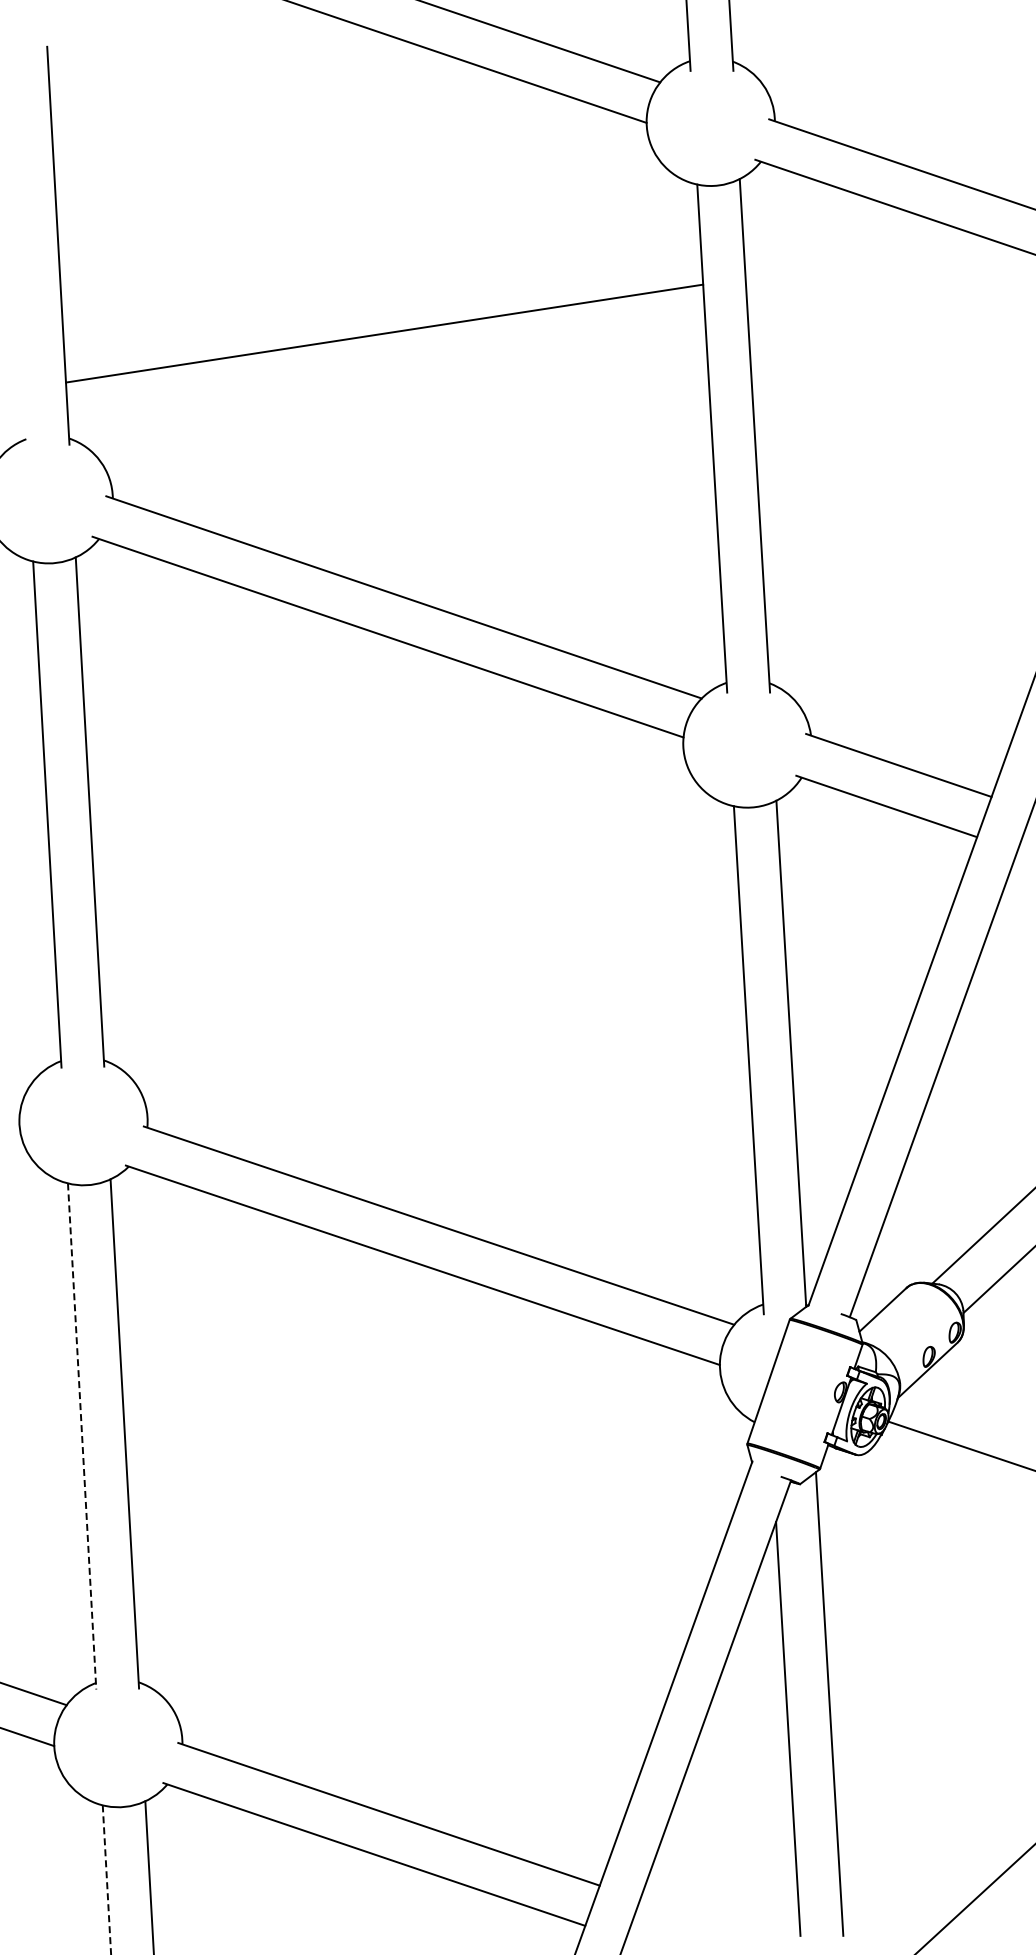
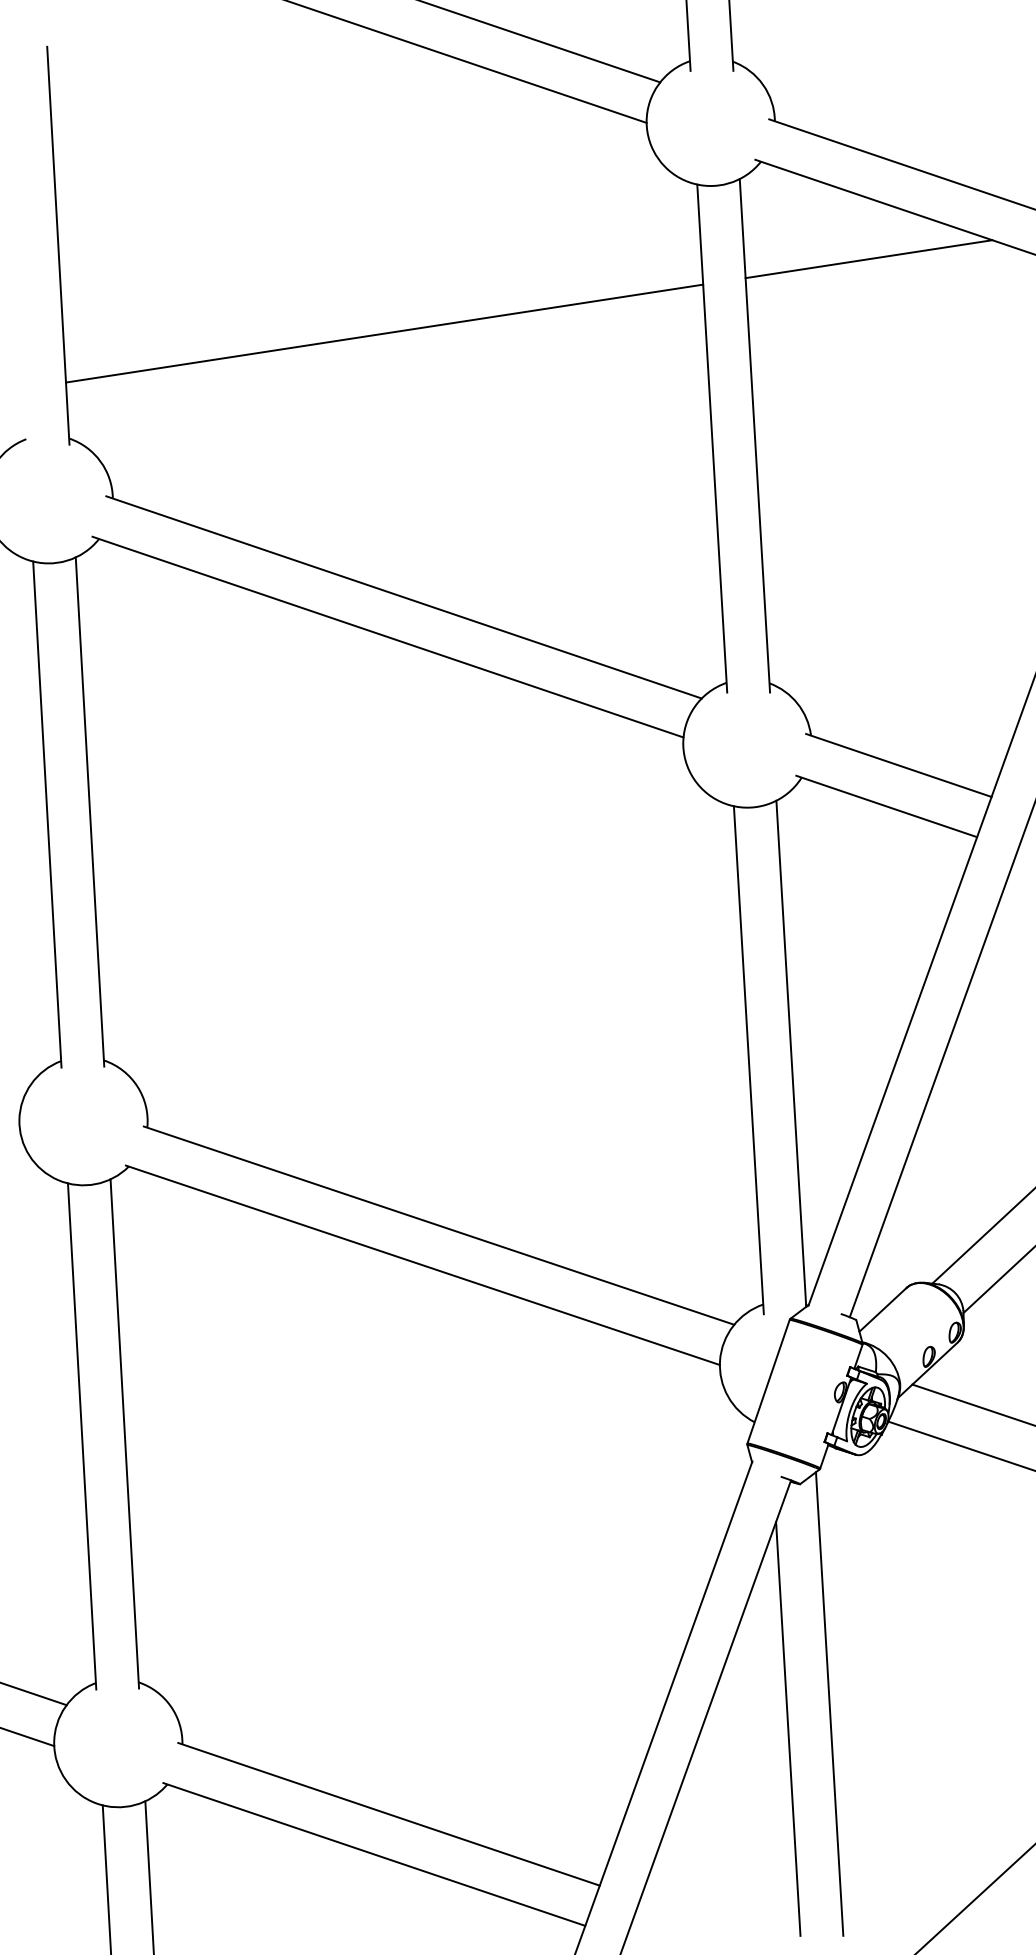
line: none -> present (868, 259)
line: none -> present (972, 1404)
line: dashed -> solid (82, 1437)
line: dashed -> solid (106, 1880)
